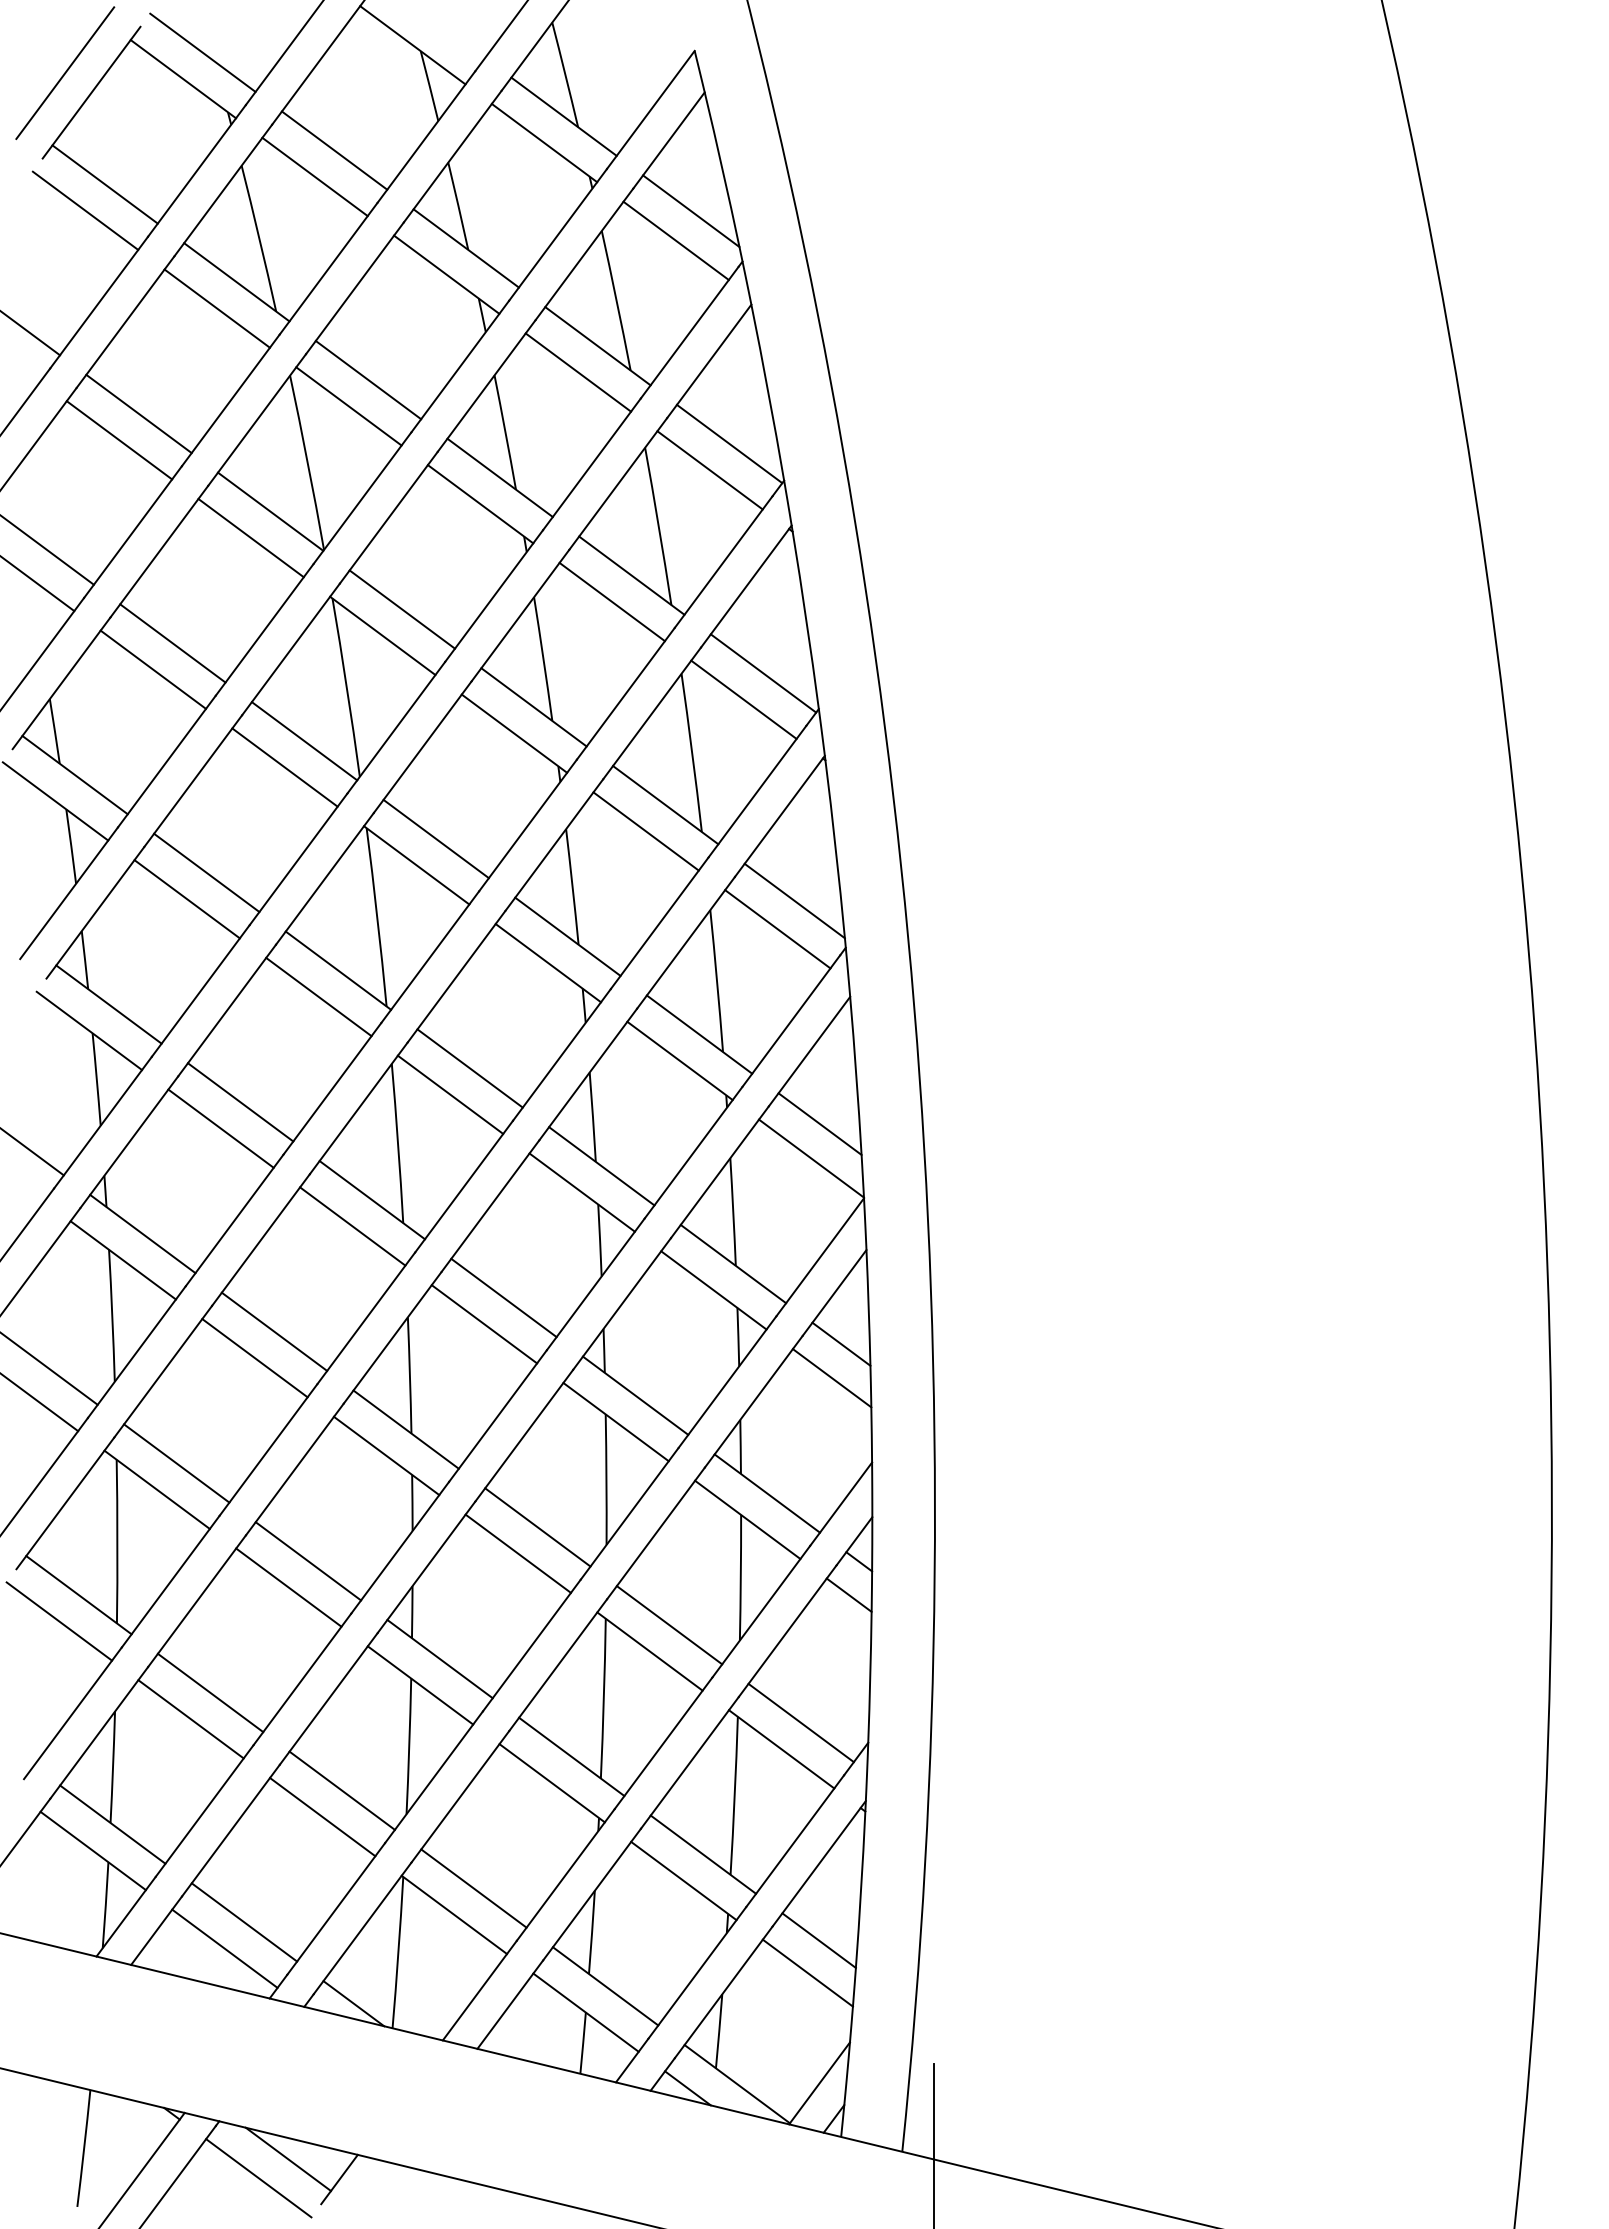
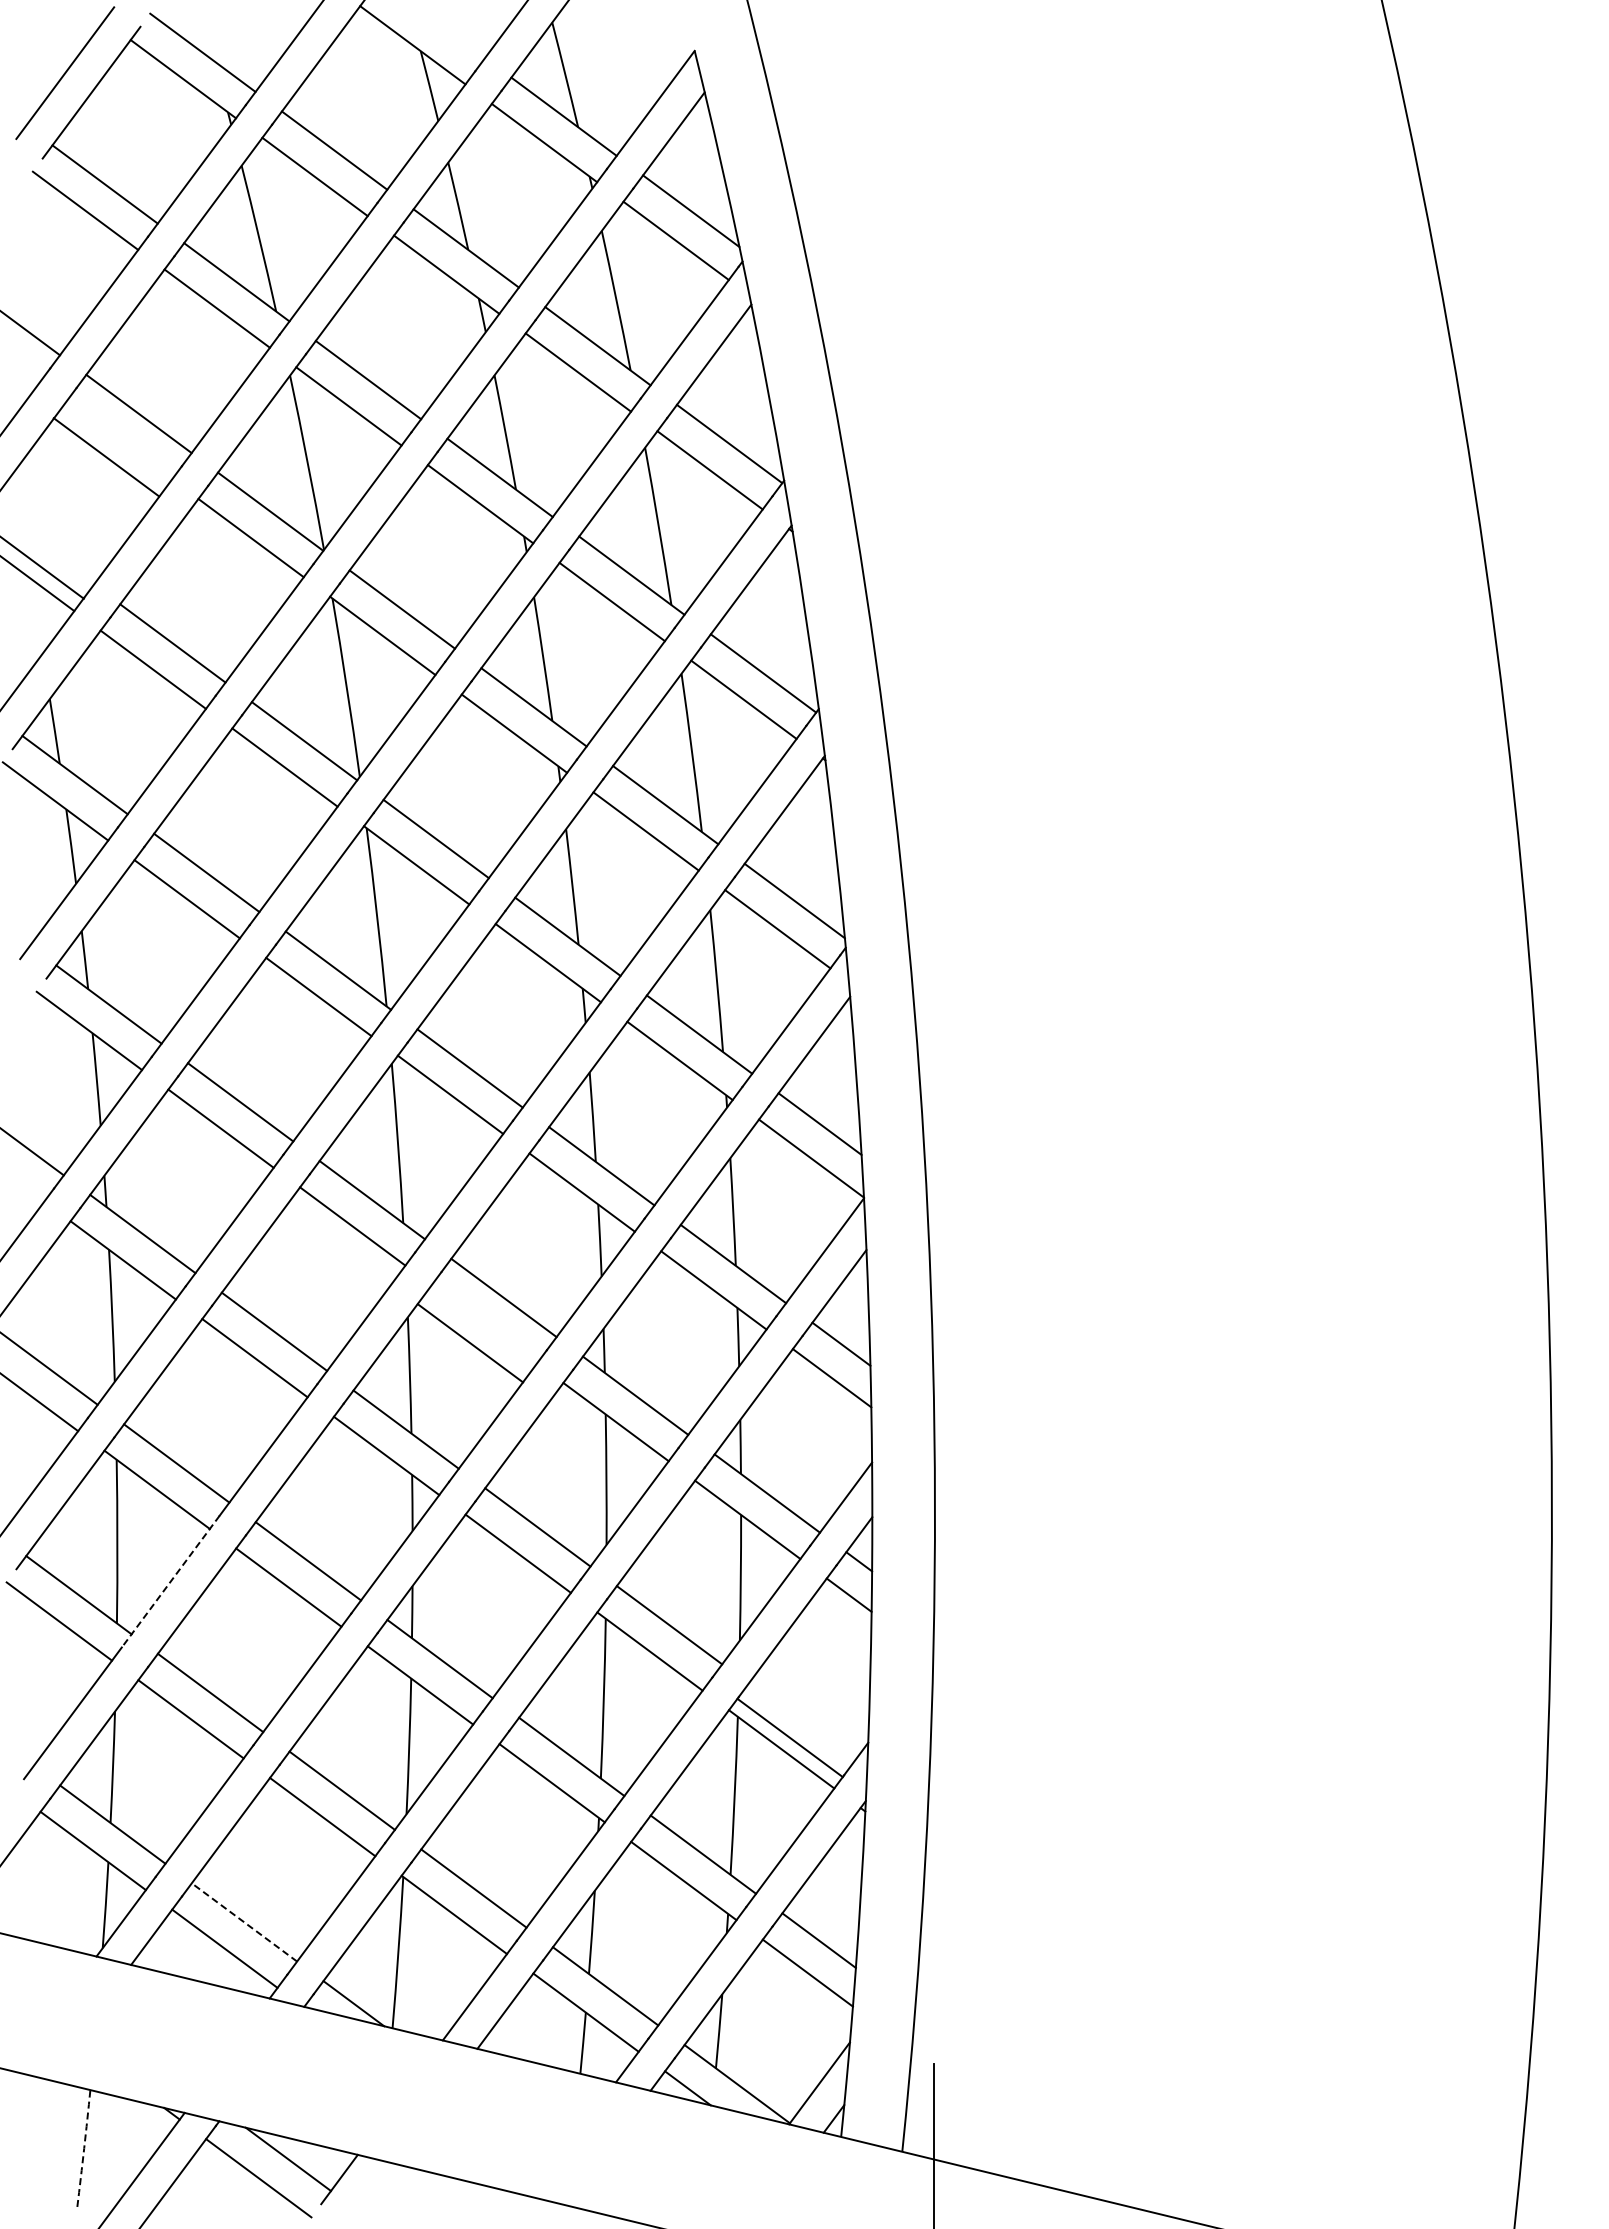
line position: (119, 440) -> (106, 457) (106, 457)
line position: (47, 550) -> (42, 568) (42, 568)
line position: (484, 1324) -> (470, 1343) (470, 1343)
line: solid -> dashed (170, 1582)
line position: (800, 1722) -> (789, 1737) (789, 1737)
line: solid -> dashed (244, 1922)
arc: solid -> dashed (84, 2148)
